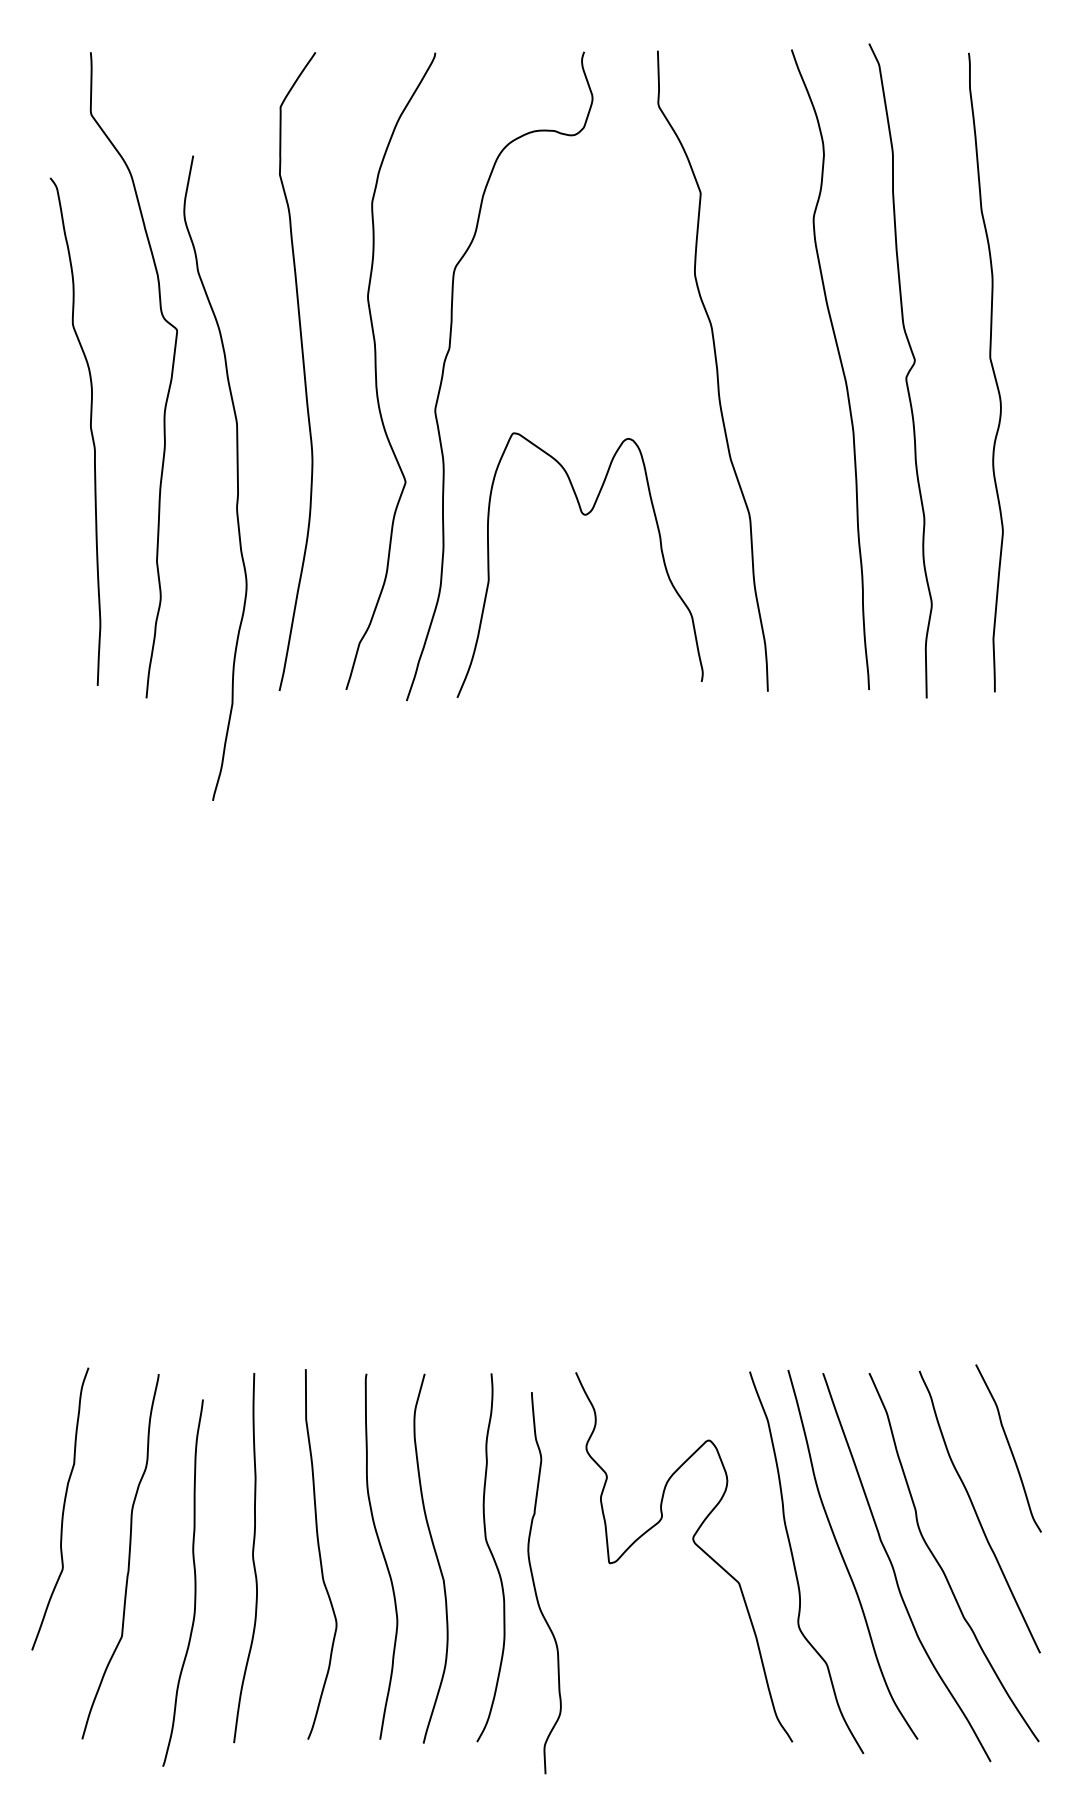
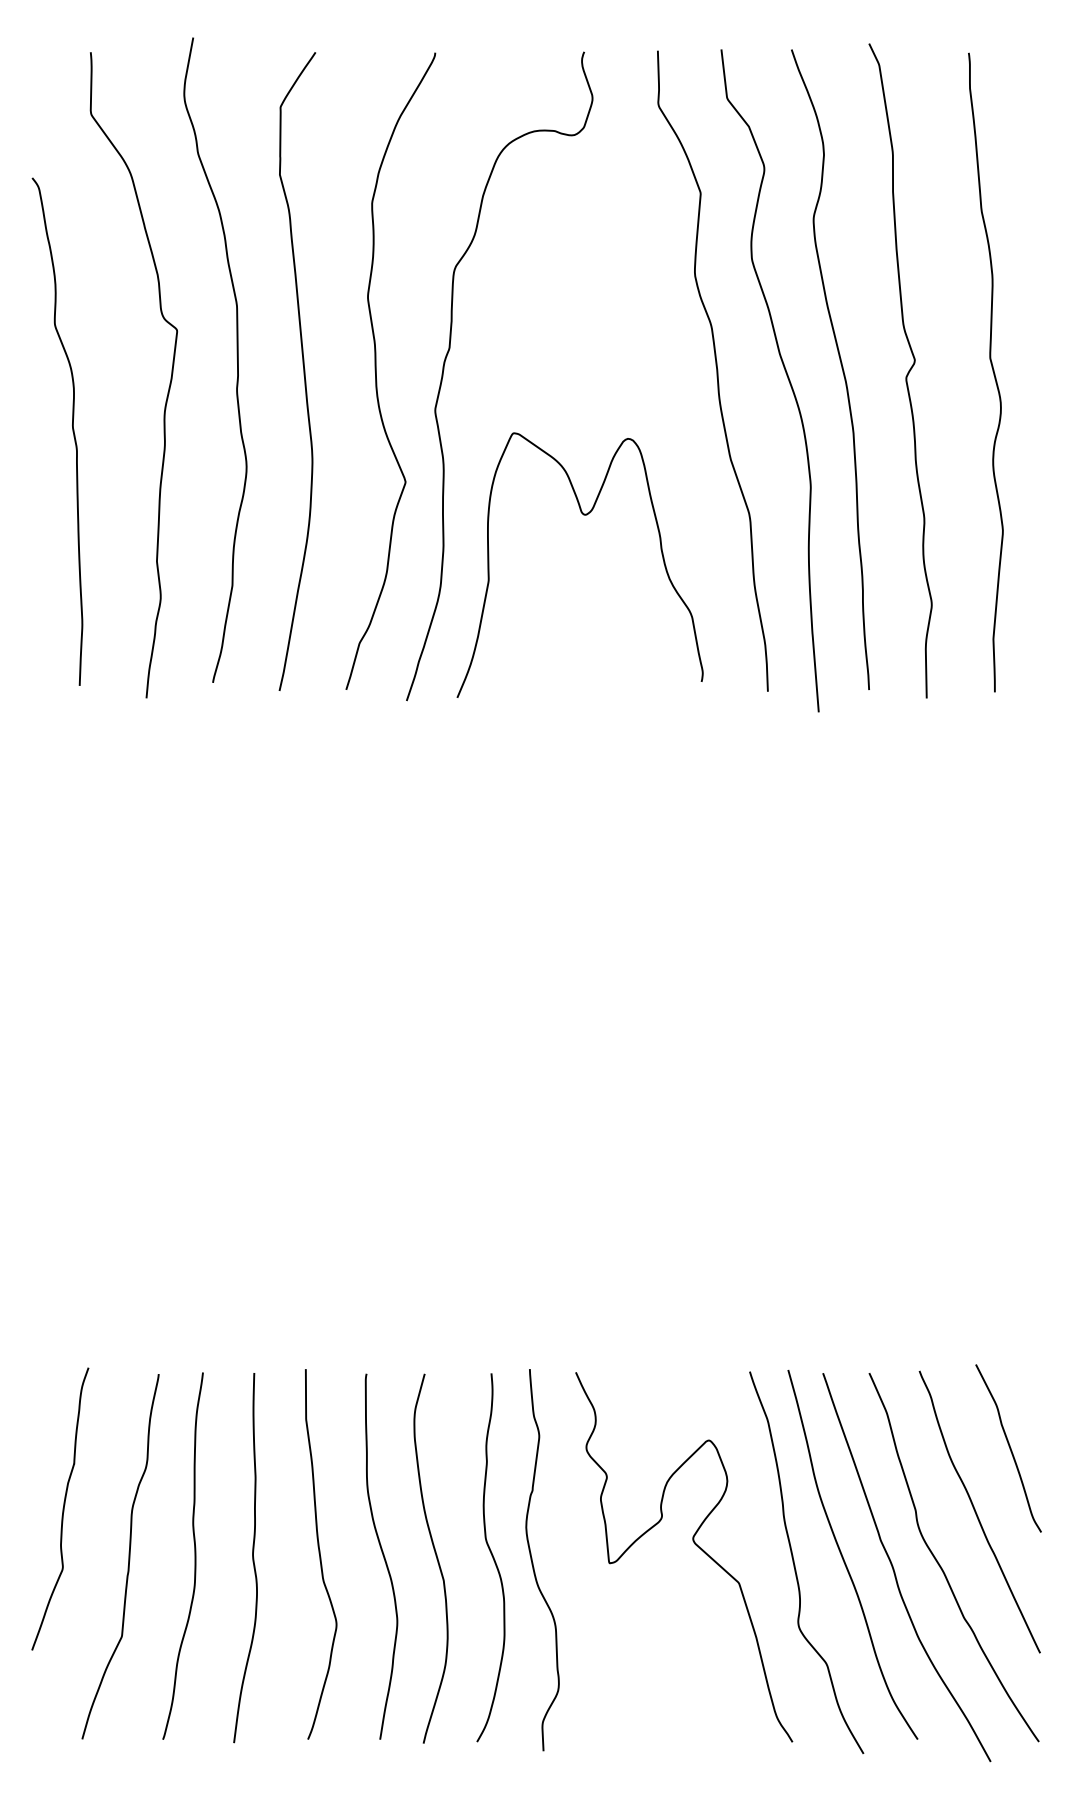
curve: none -> present (785, 373)
curve position: (90, 431) -> (72, 431) (72, 431)
curve position: (236, 475) -> (236, 357) (236, 357)
curve position: (194, 1582) -> (194, 1555) (194, 1555)
curve position: (535, 1585) -> (533, 1562) (533, 1562)
